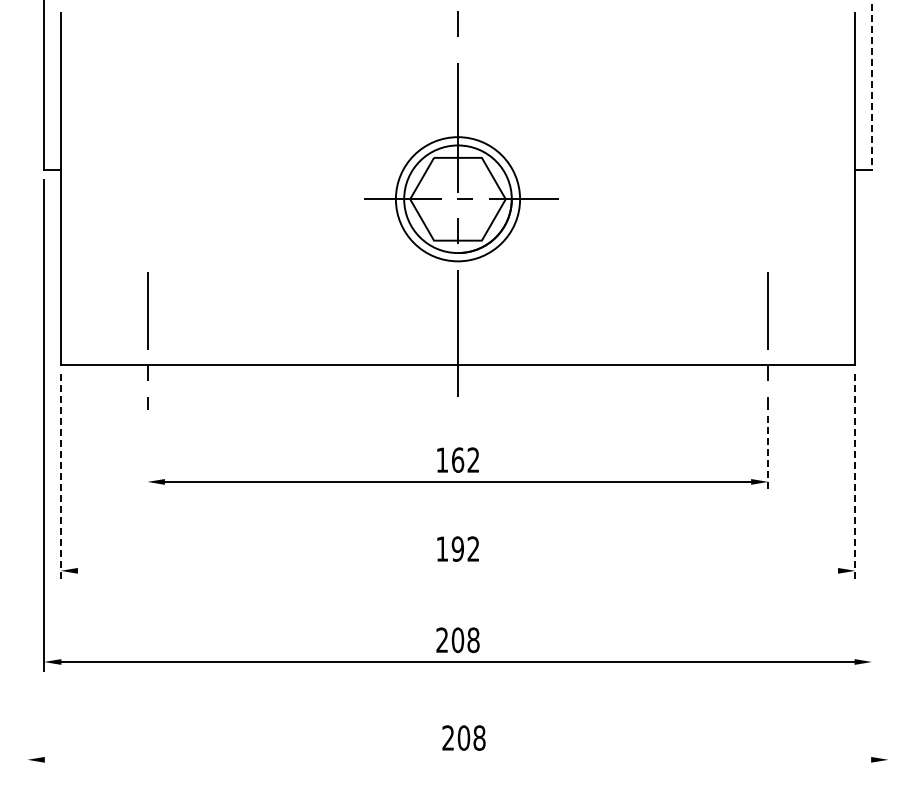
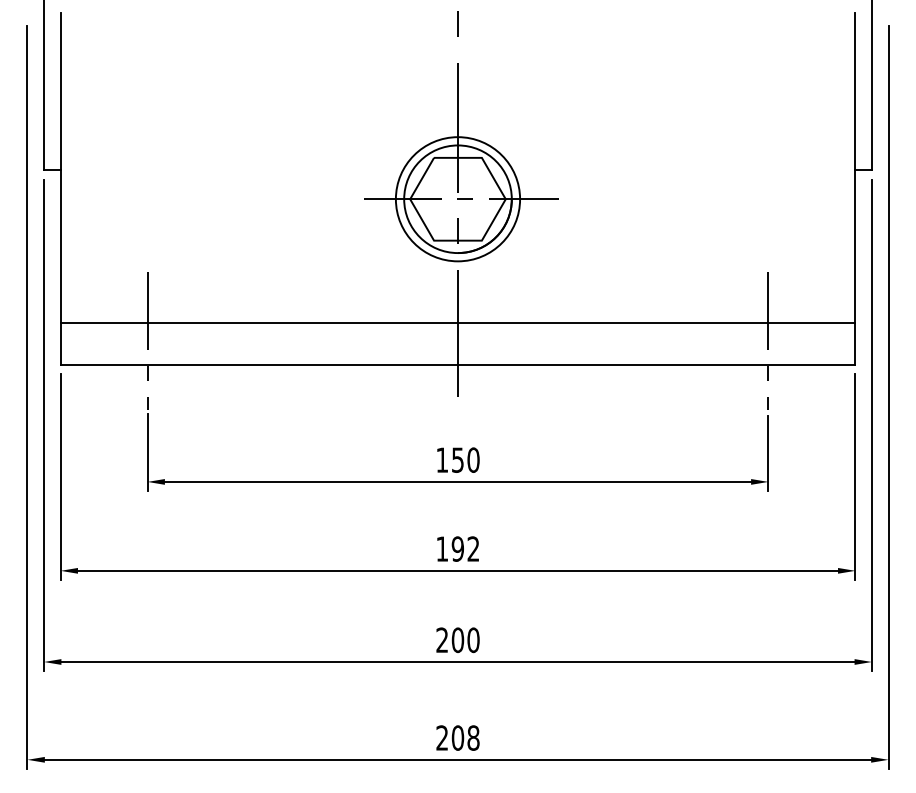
line: dashed -> solid (871, 85)
line: none -> present (457, 323)
line: none -> present (27, 397)
line: none -> present (888, 397)
line: none -> present (871, 425)
line: none -> present (147, 452)
line: dashed -> solid (768, 453)
text: 162 -> 150 (465, 459)
line: dashed -> solid (60, 477)
line: dashed -> solid (855, 477)
line: none -> present (457, 570)
text: 208 -> 200 (473, 639)
text position: (463, 737) -> (457, 737) (457, 737)
line: none -> present (457, 759)
